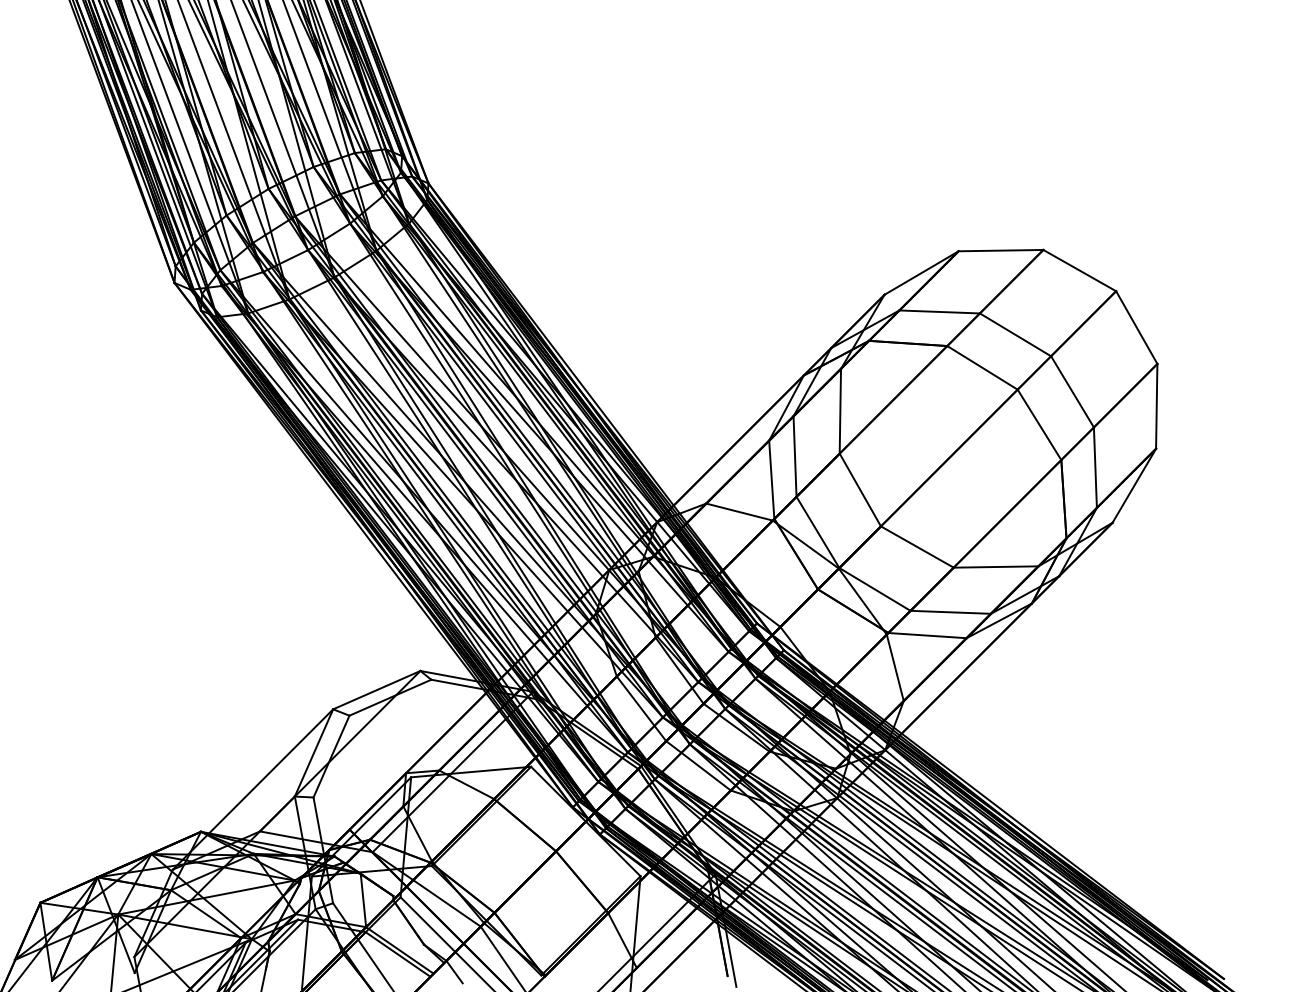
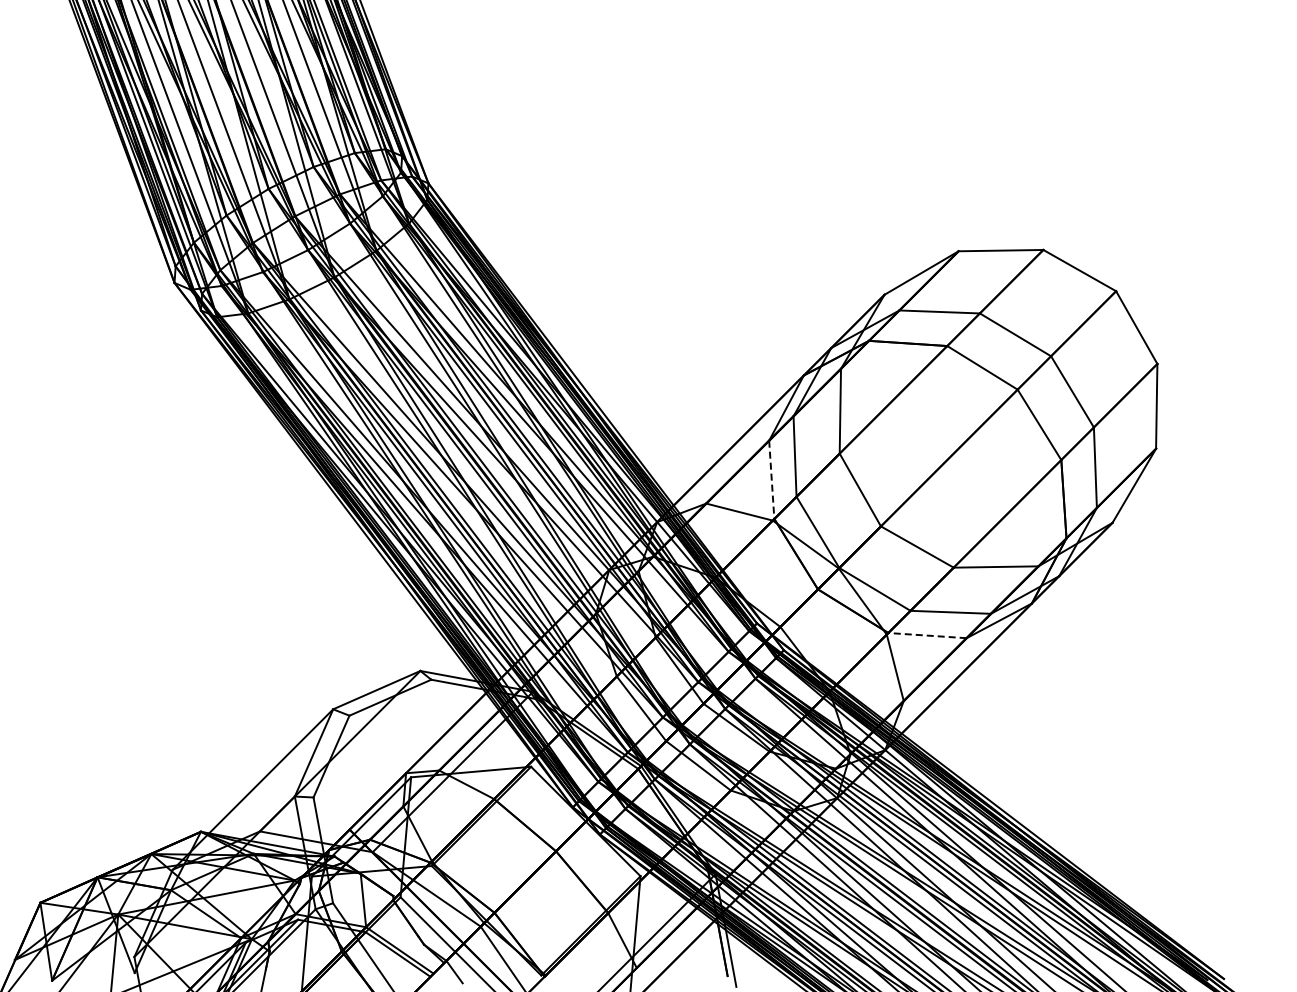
line: solid -> dashed (771, 480)
line: solid -> dashed (927, 635)
